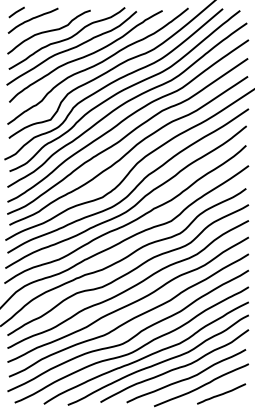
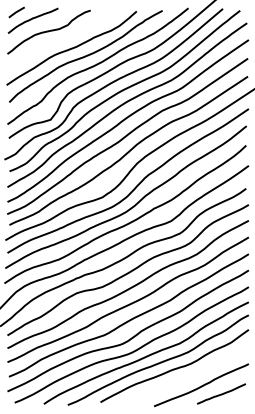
curve: present -> none (66, 38)
curve: present -> none (186, 378)
